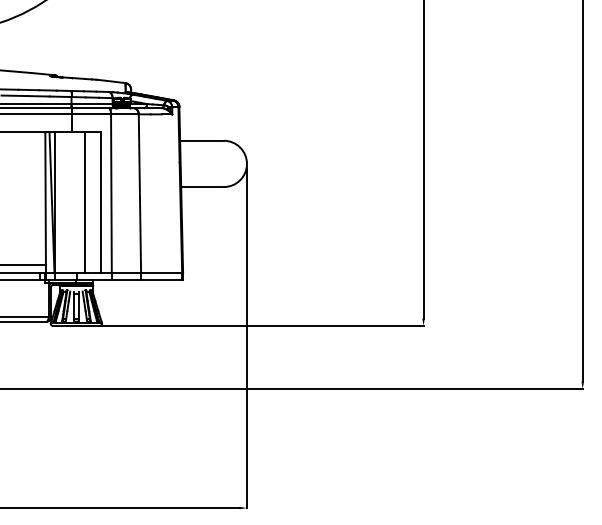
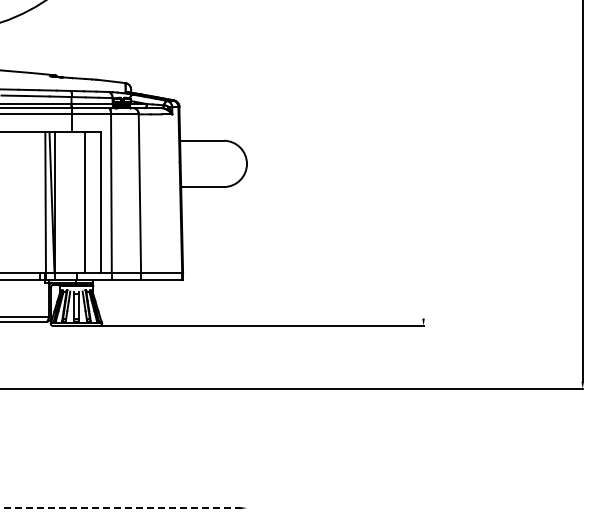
line: present -> none (423, 160)
line: present -> none (23, 264)
line: present -> none (246, 338)
line: solid -> dashed (120, 508)
